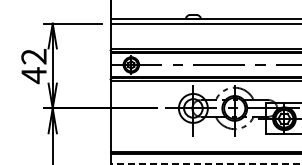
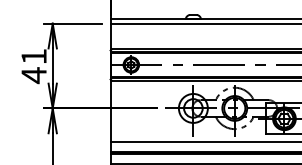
text: 42 -> 41 (33, 56)
line: none -> present (204, 141)
line: dashed -> solid (205, 164)
